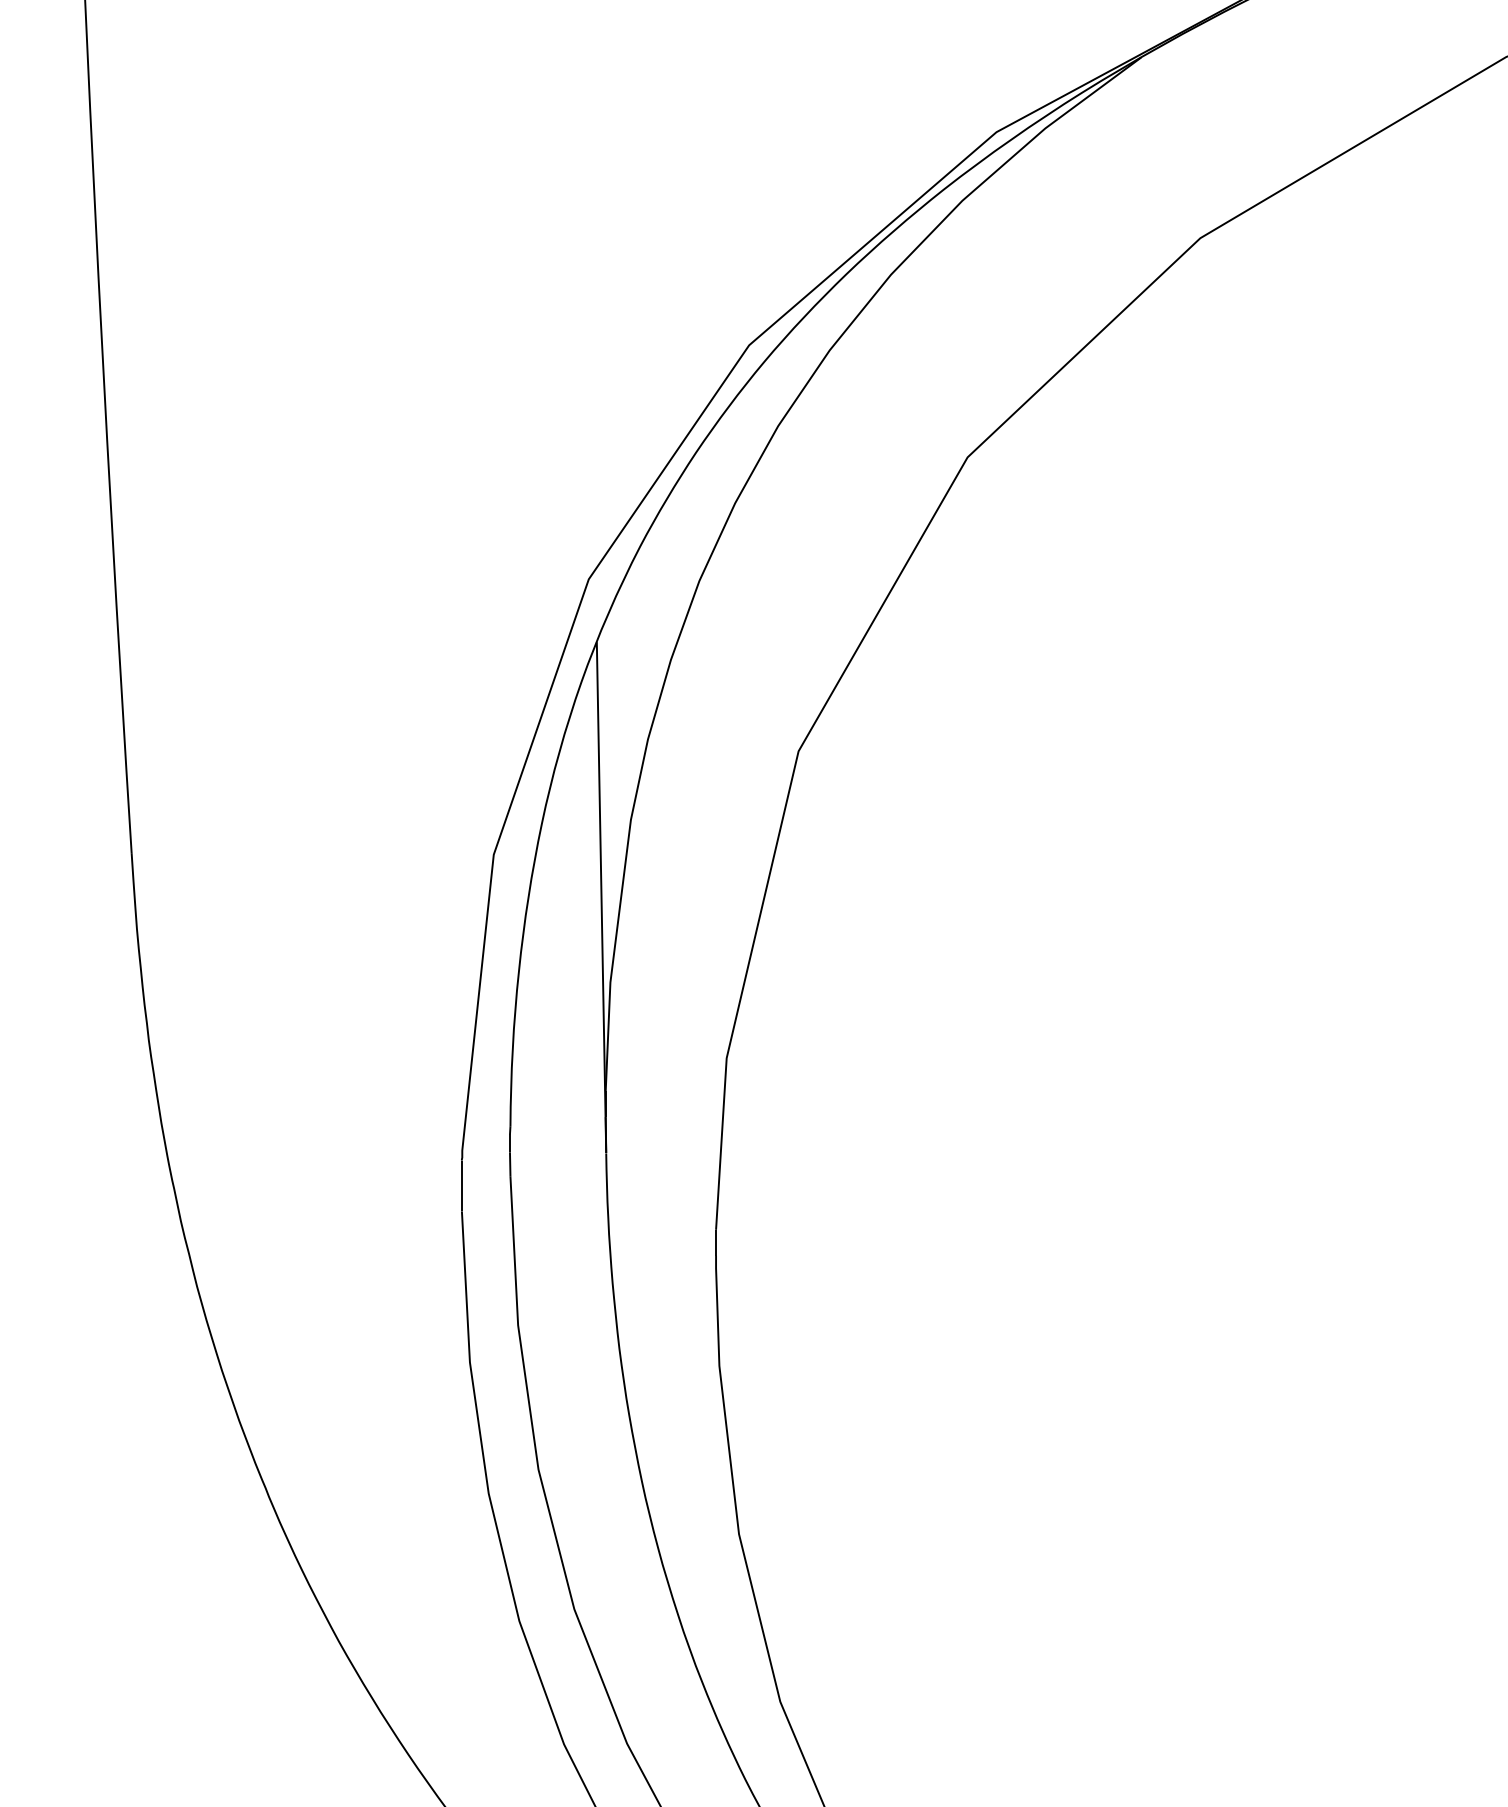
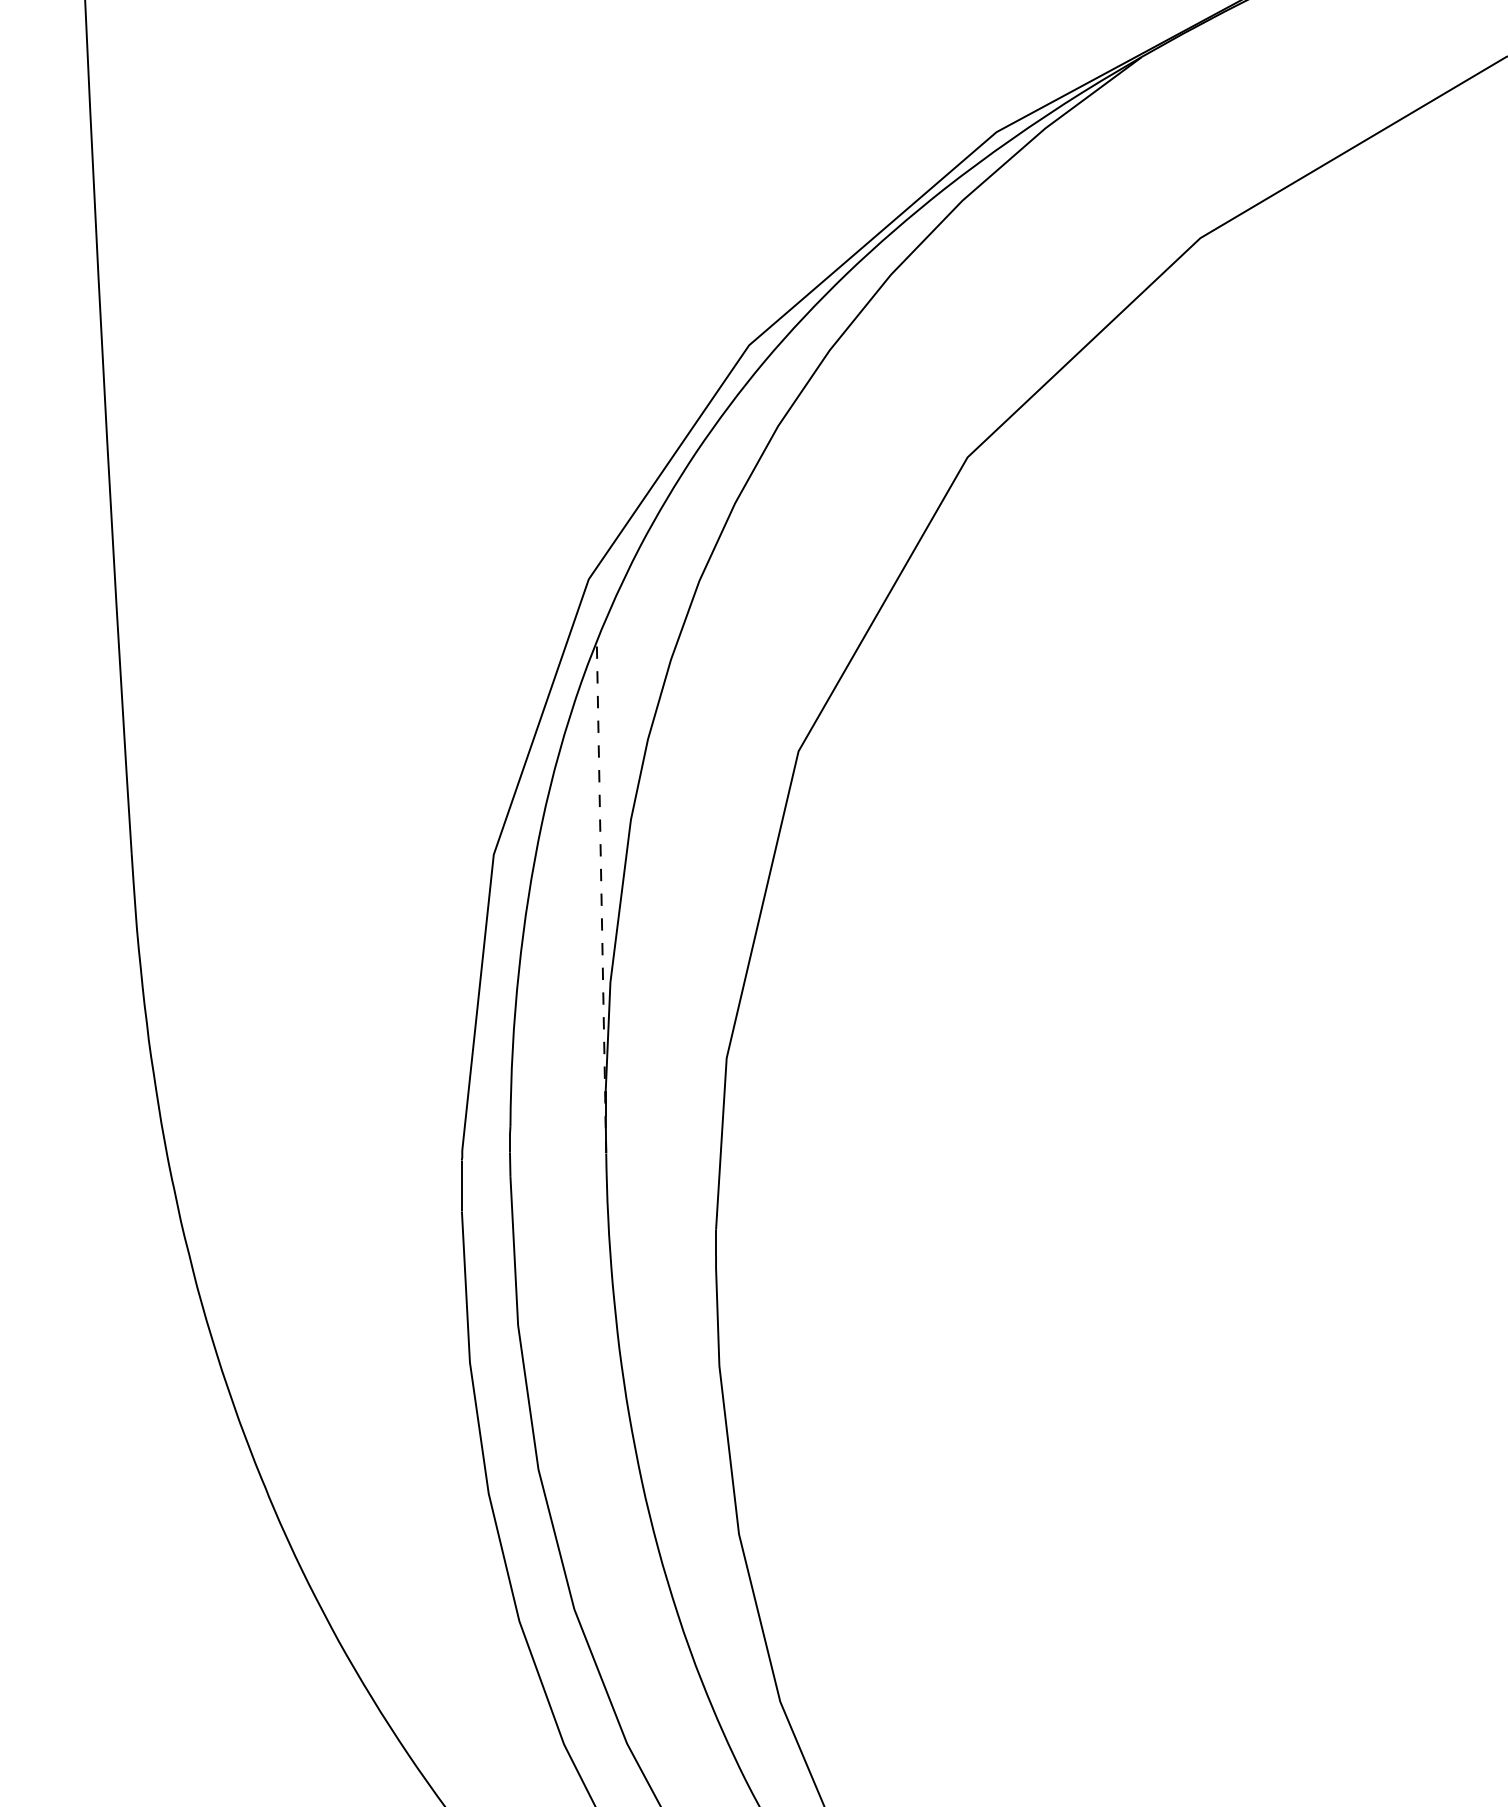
line: solid -> dashed (601, 897)
